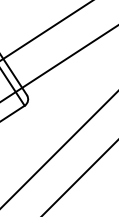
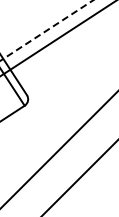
line: solid -> dashed (46, 30)
line position: (58, 63) -> (58, 38) (58, 38)
